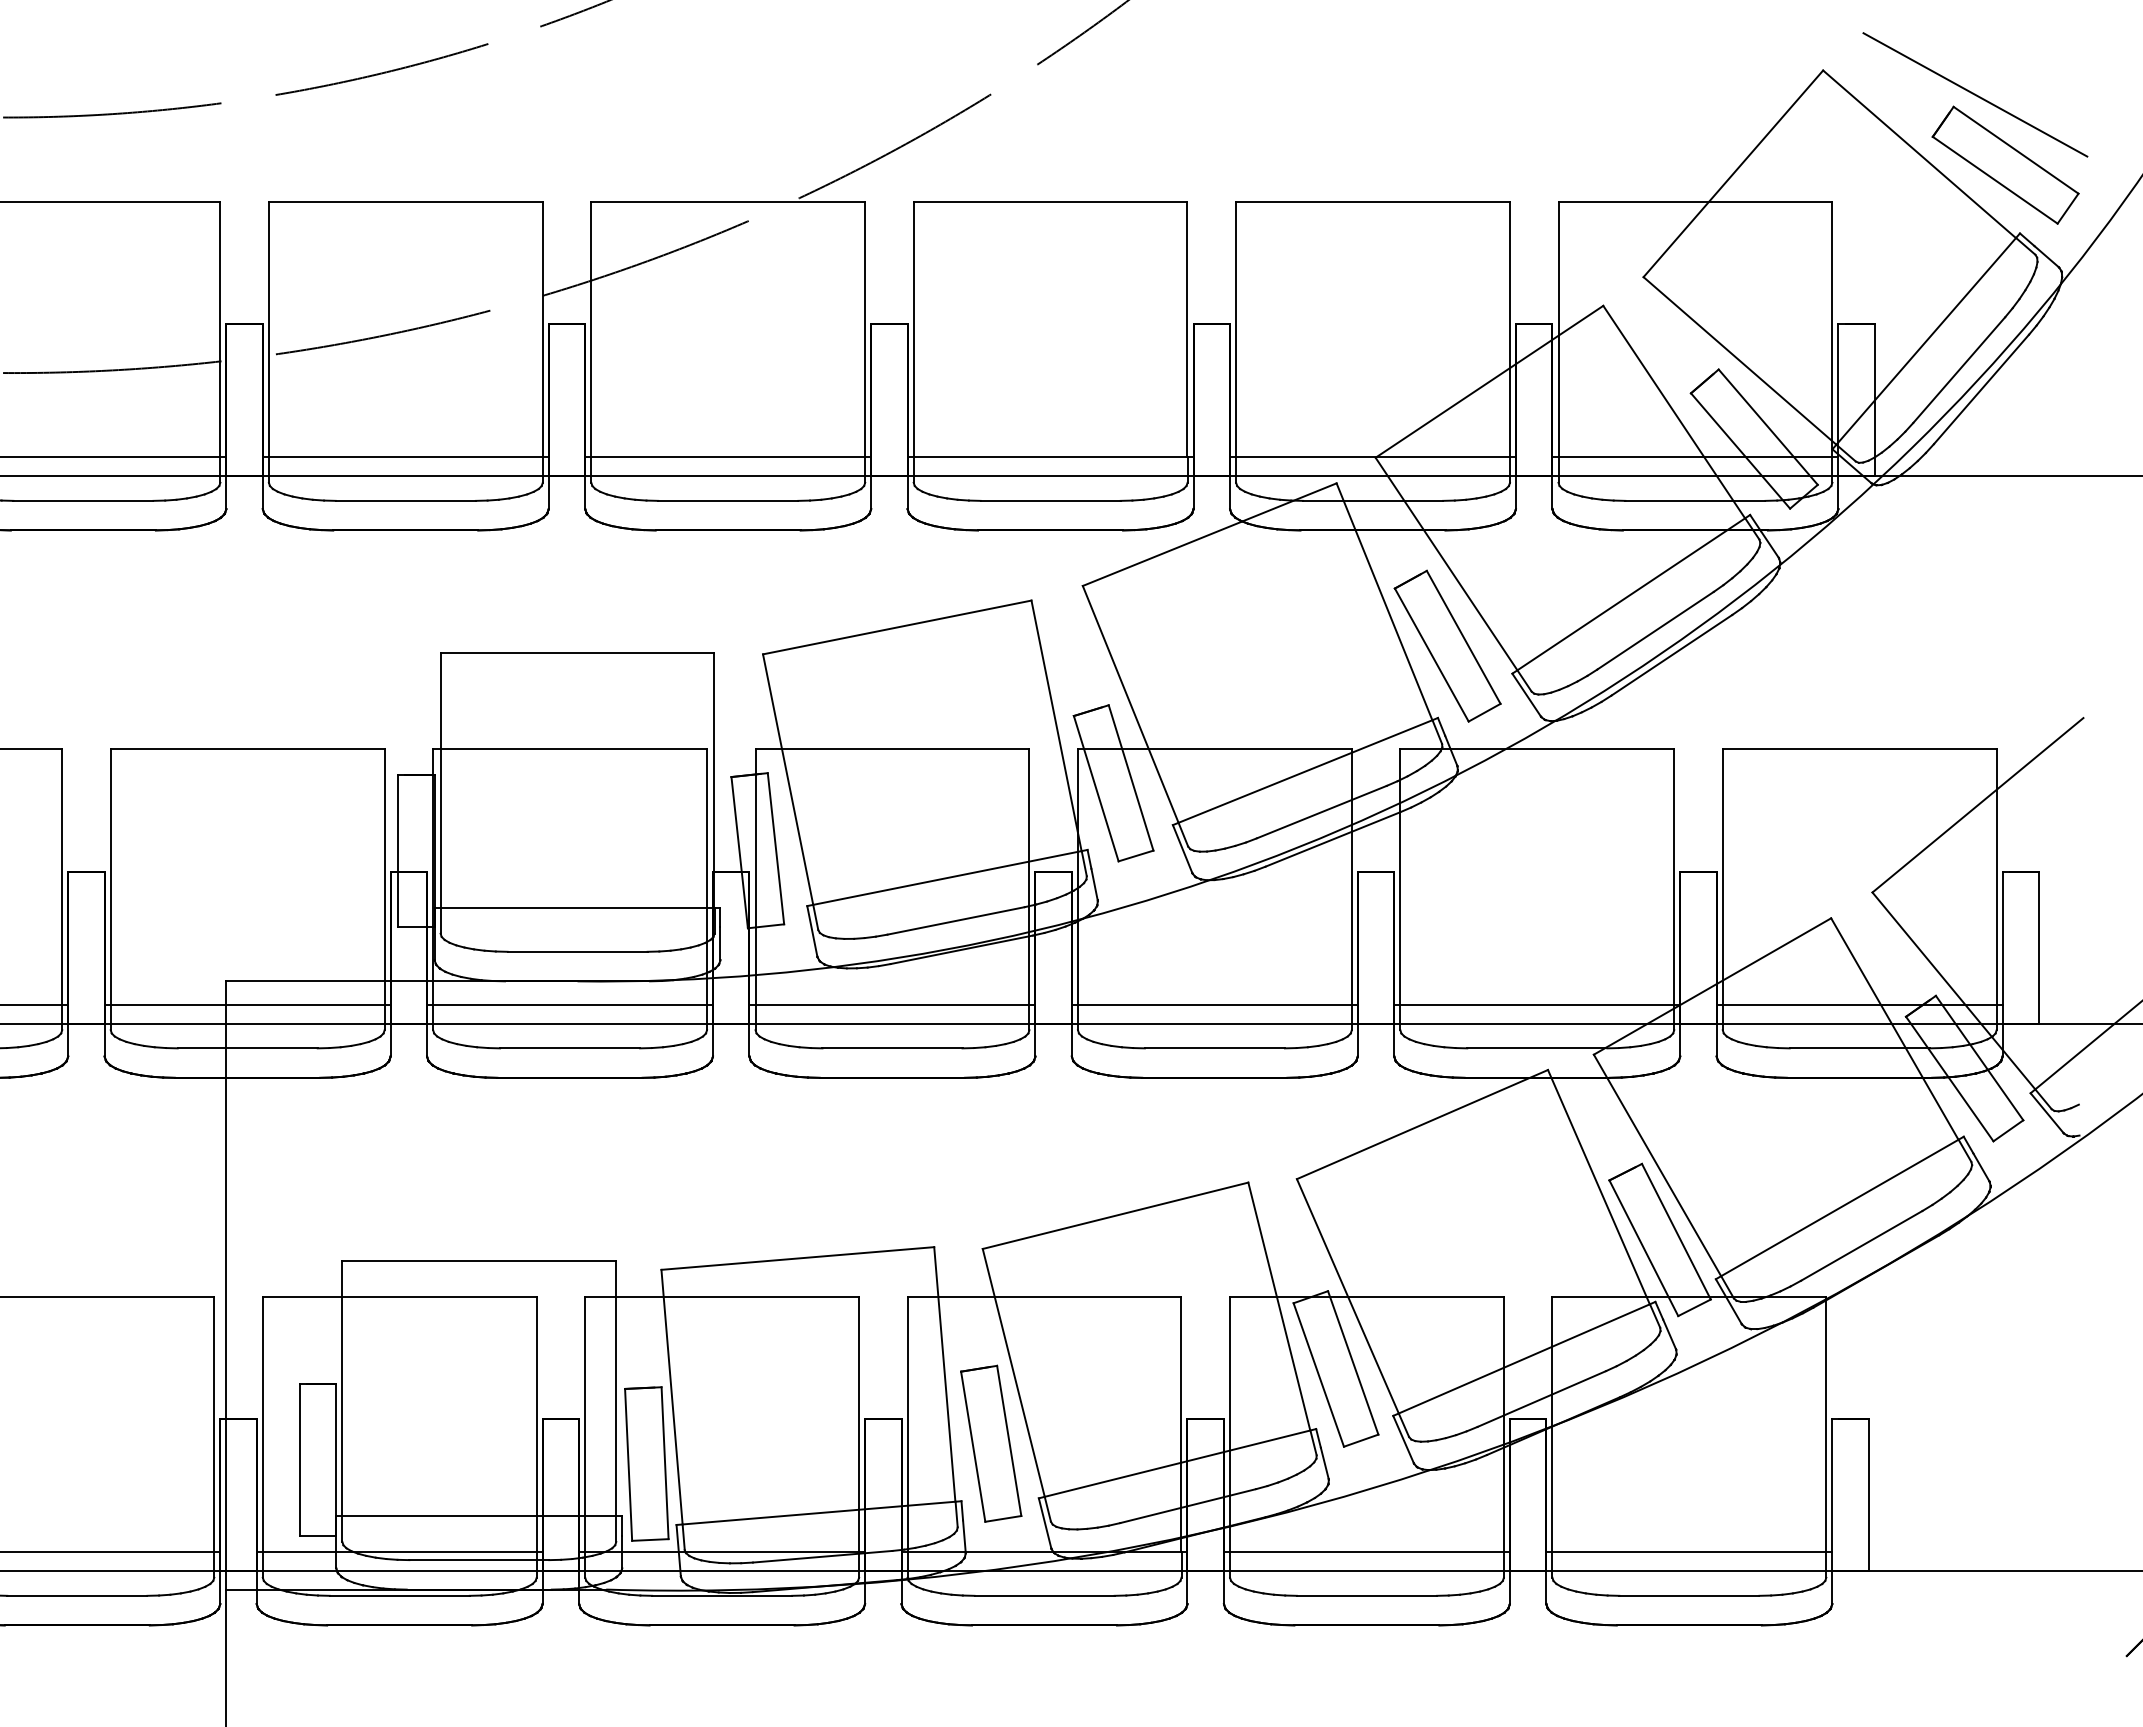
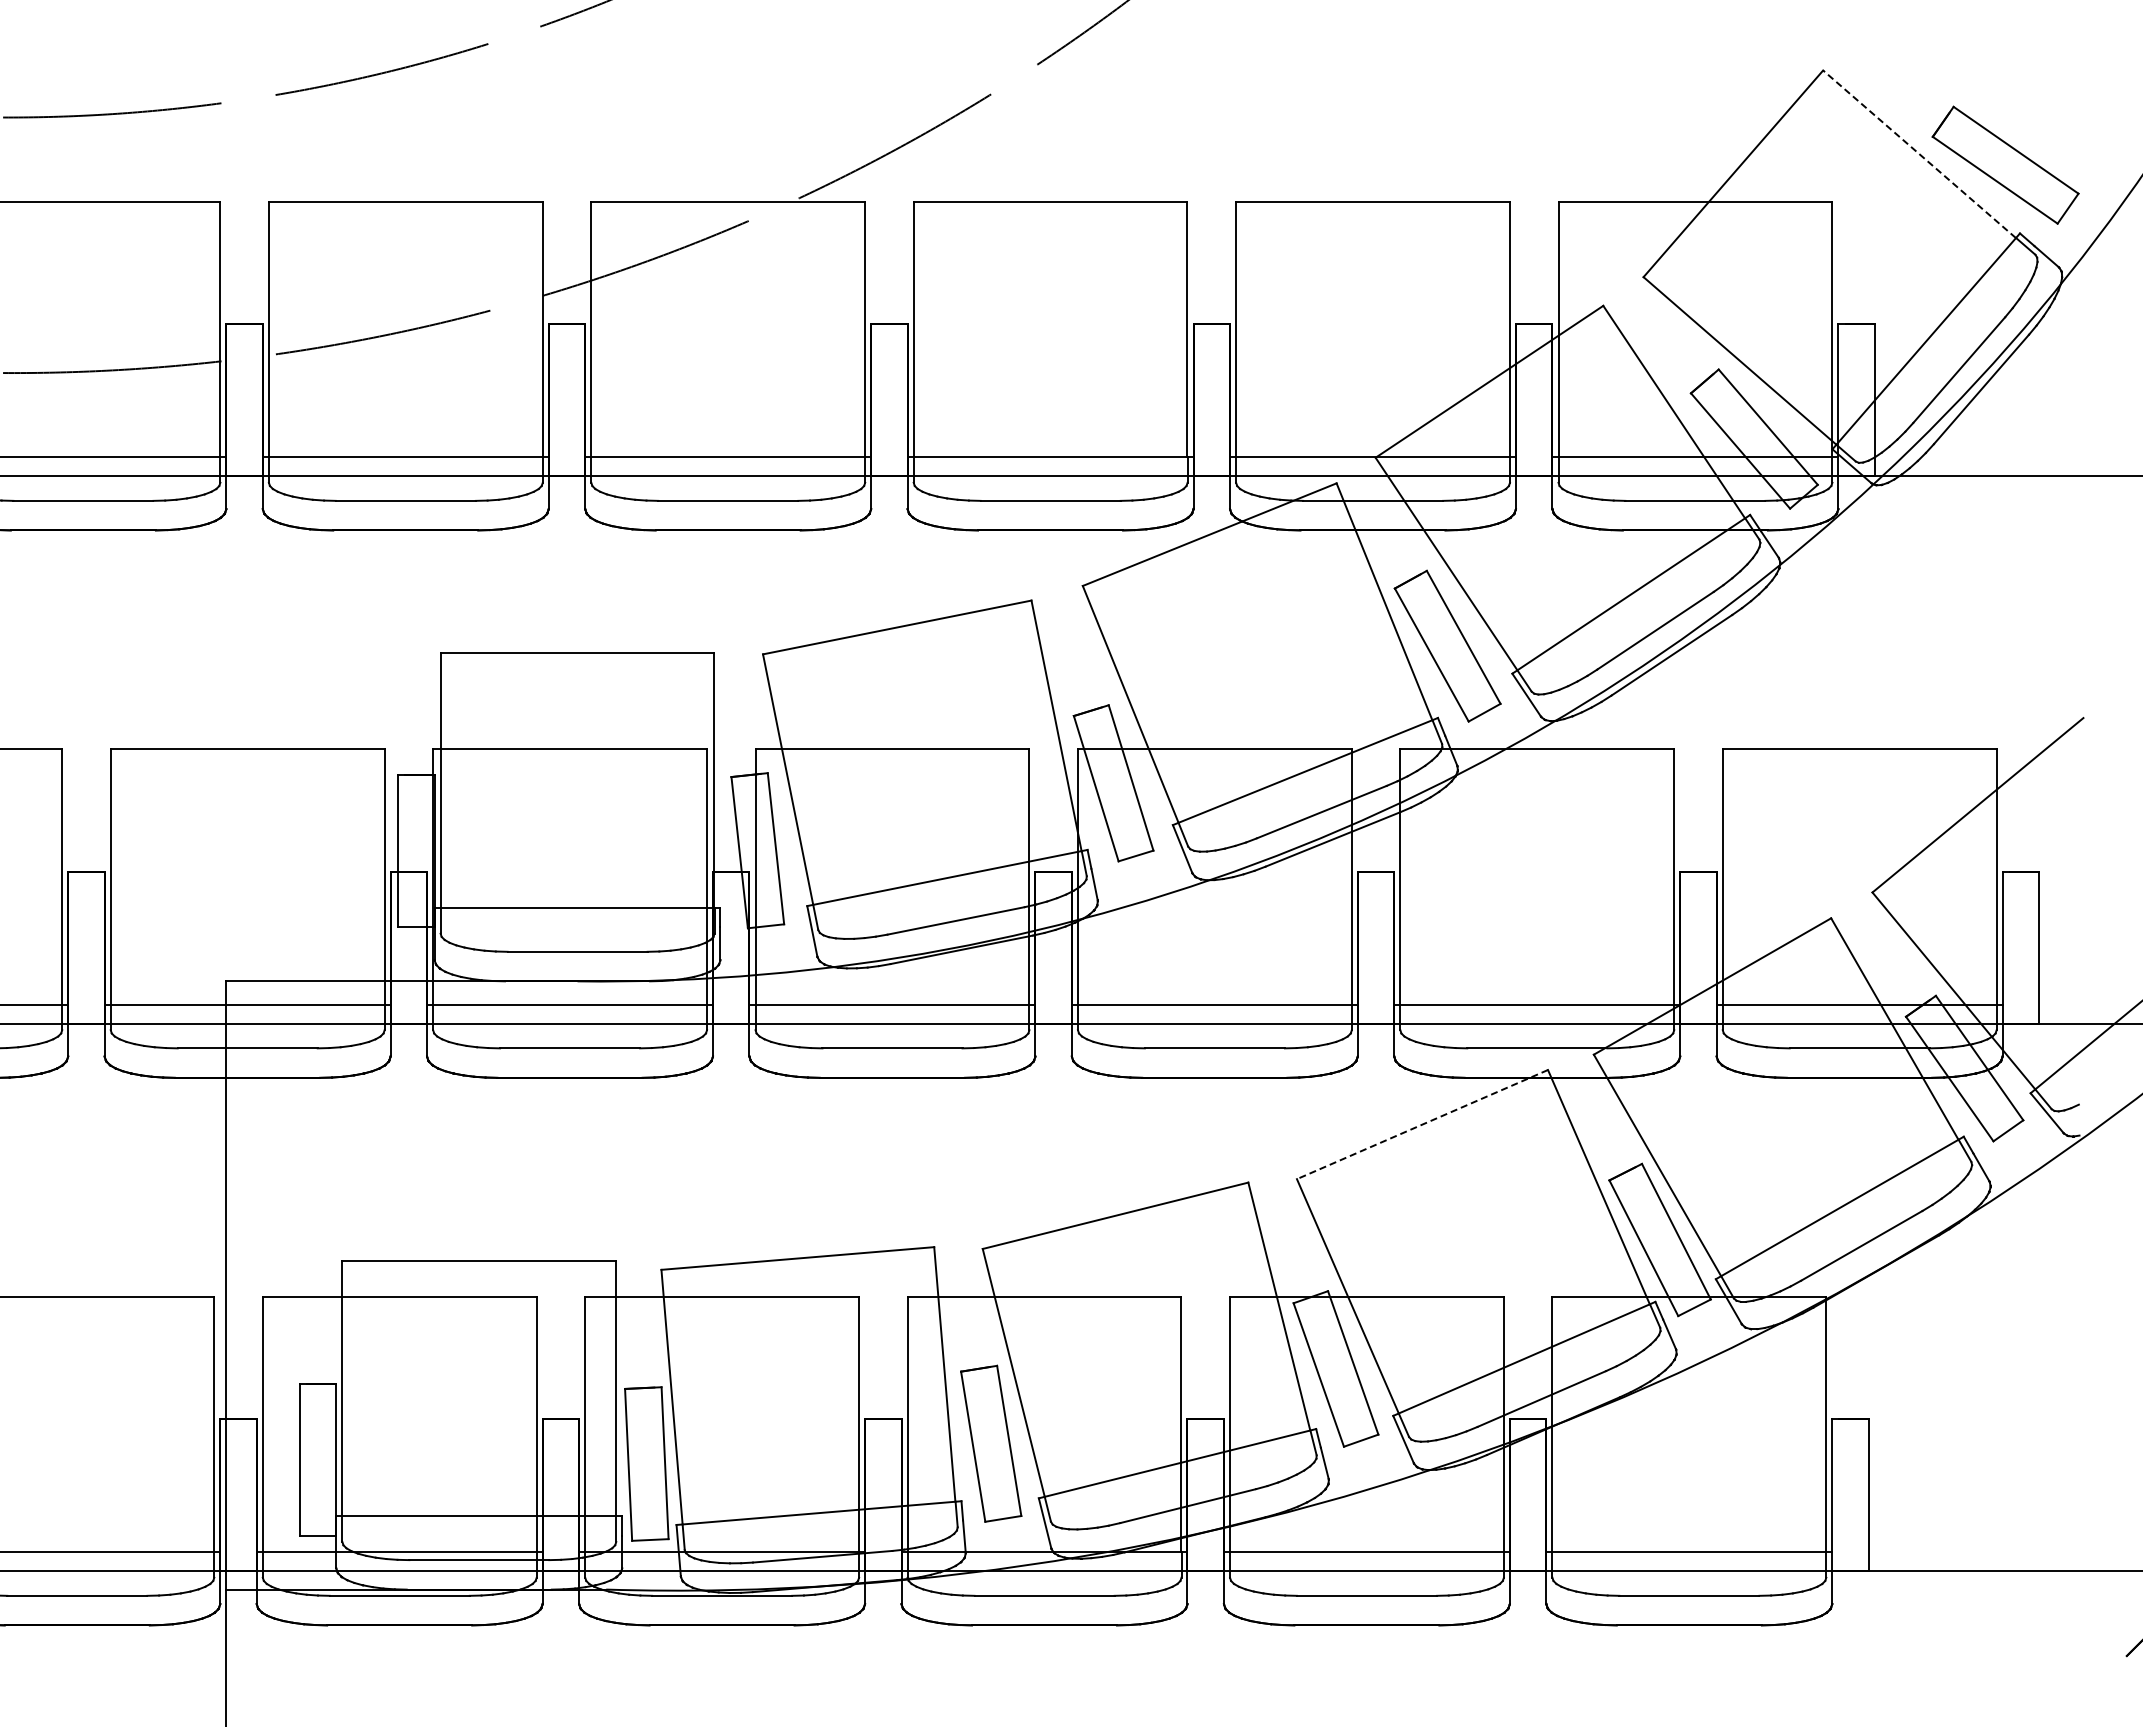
line: present -> none (1975, 94)
line: solid -> dashed (1919, 154)
line: solid -> dashed (1422, 1124)
